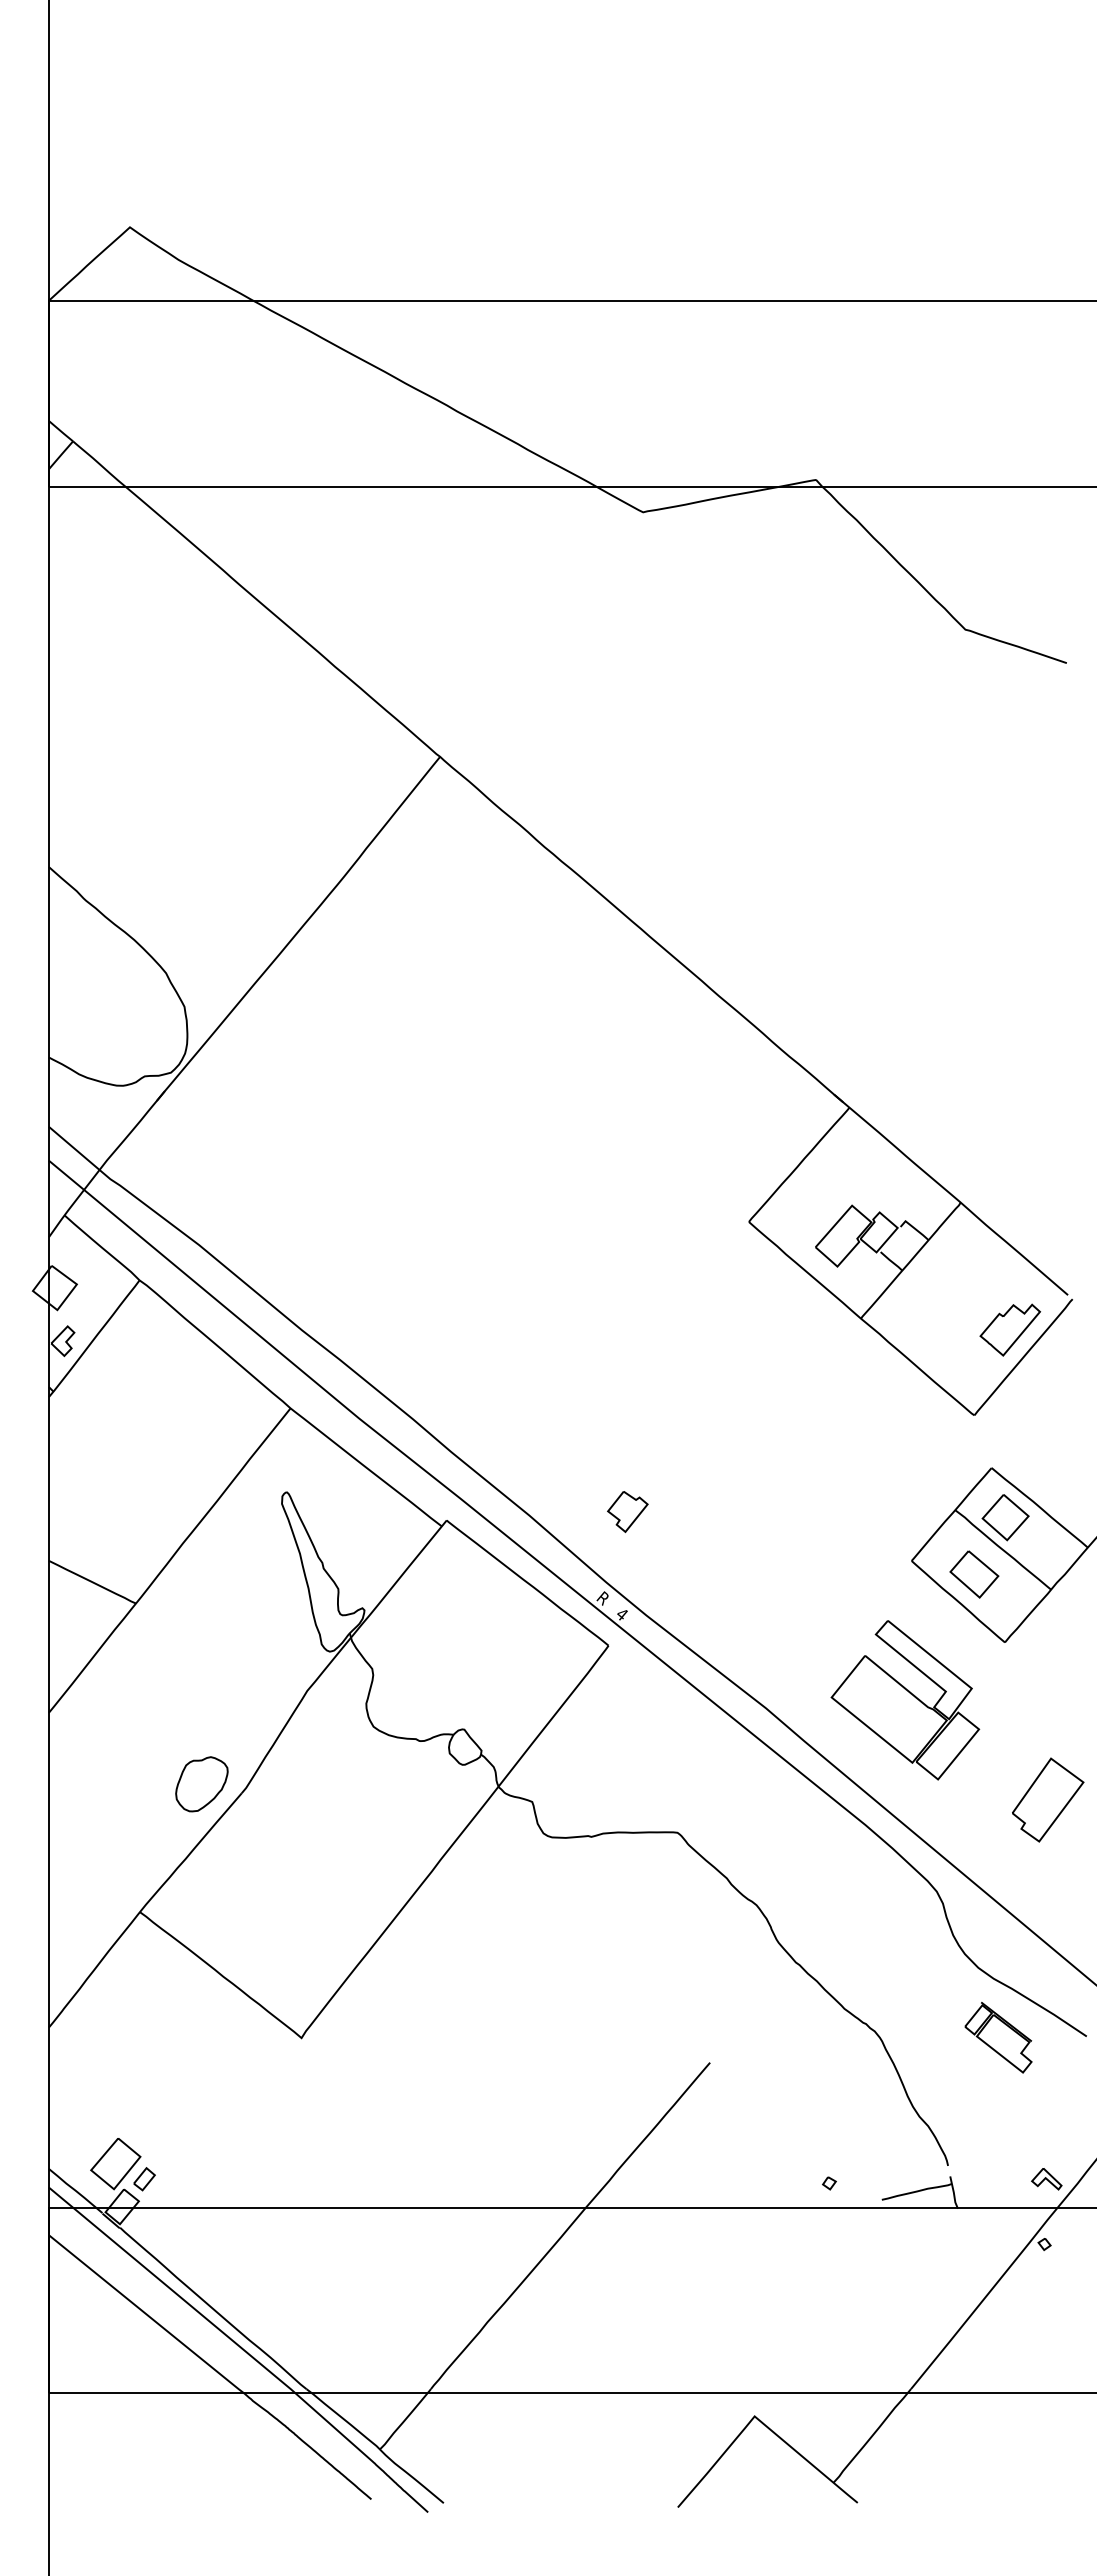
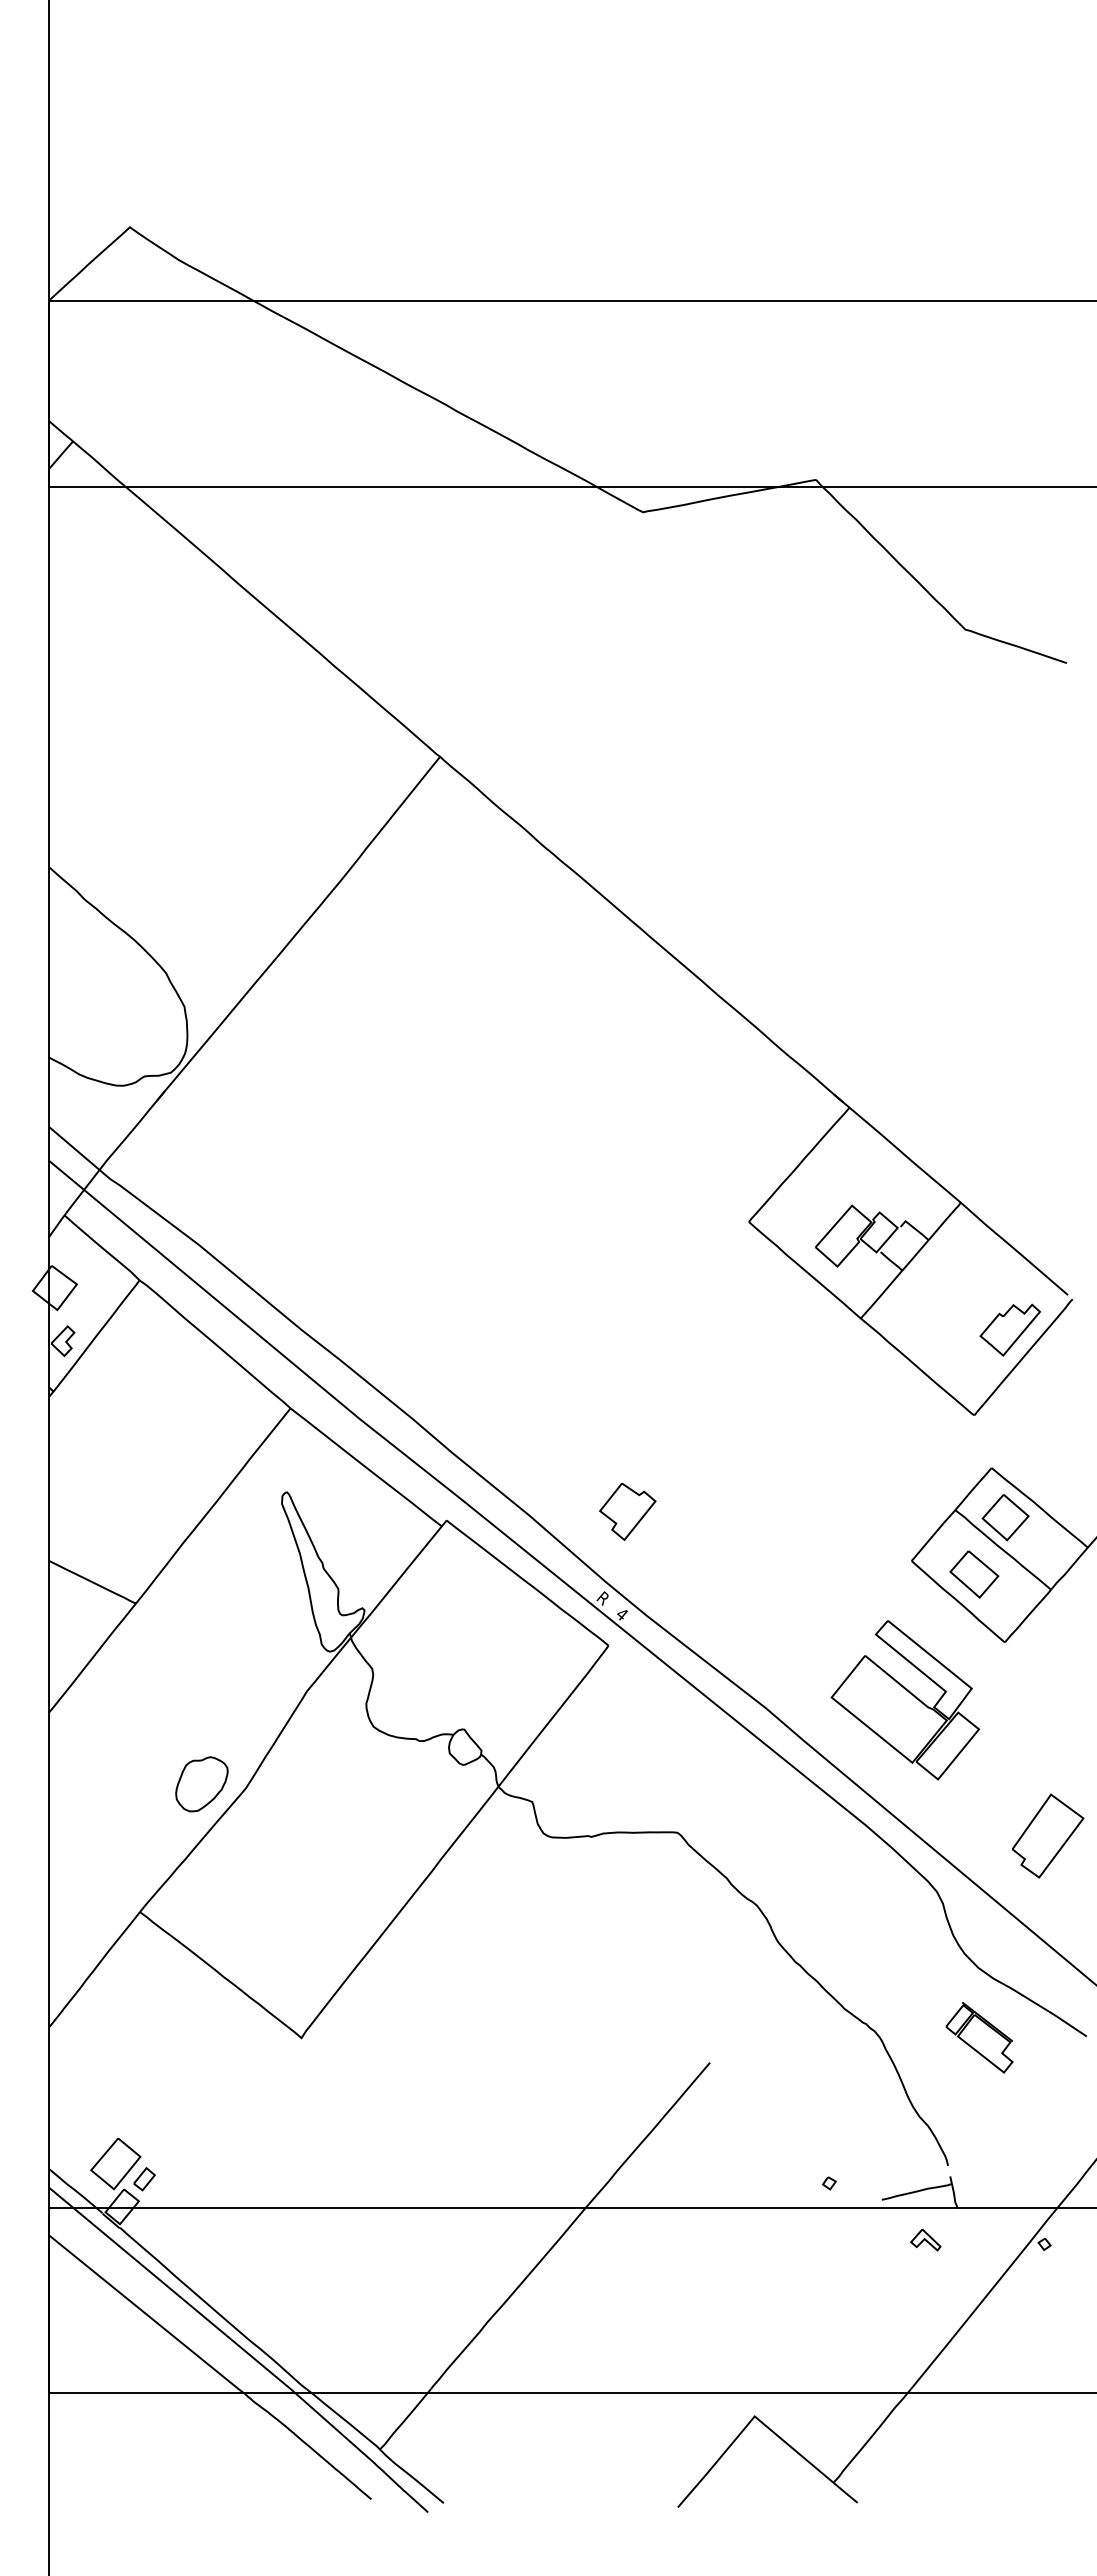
part size: 42x42 px -> 58x58 px (627, 1511)
part position: (1048, 1799) -> (1048, 1835) (1048, 1835)
part position: (998, 2037) -> (979, 2037) (979, 2037)
part position: (1046, 2179) -> (925, 2240) (925, 2240)
